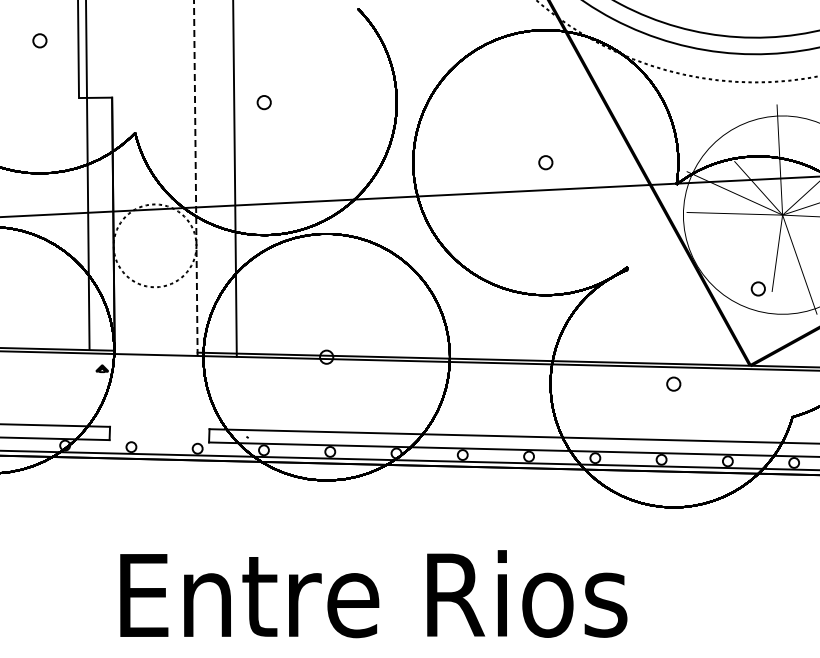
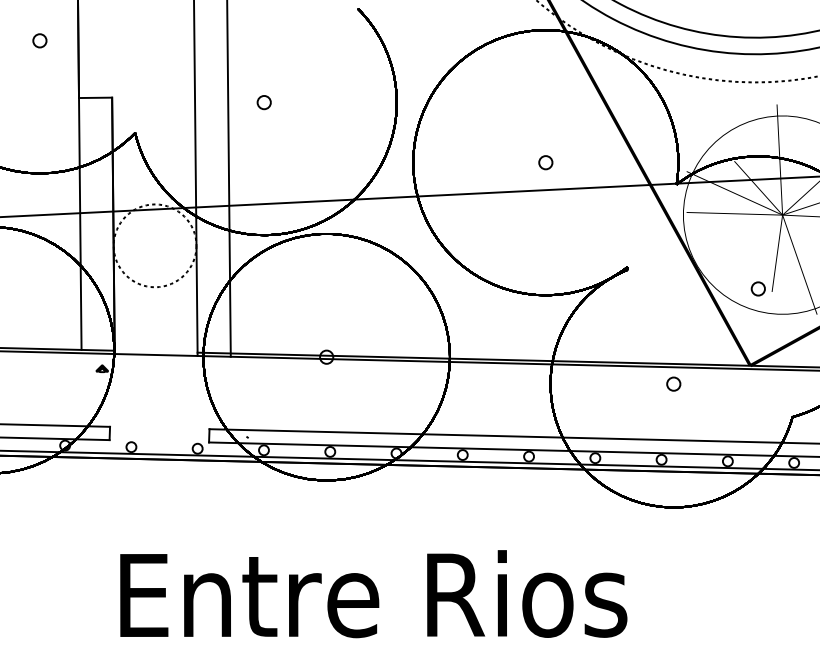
line position: (87, 175) -> (79, 175) (79, 175)
line: dashed -> solid (195, 178)
line position: (234, 179) -> (228, 179) (228, 179)
